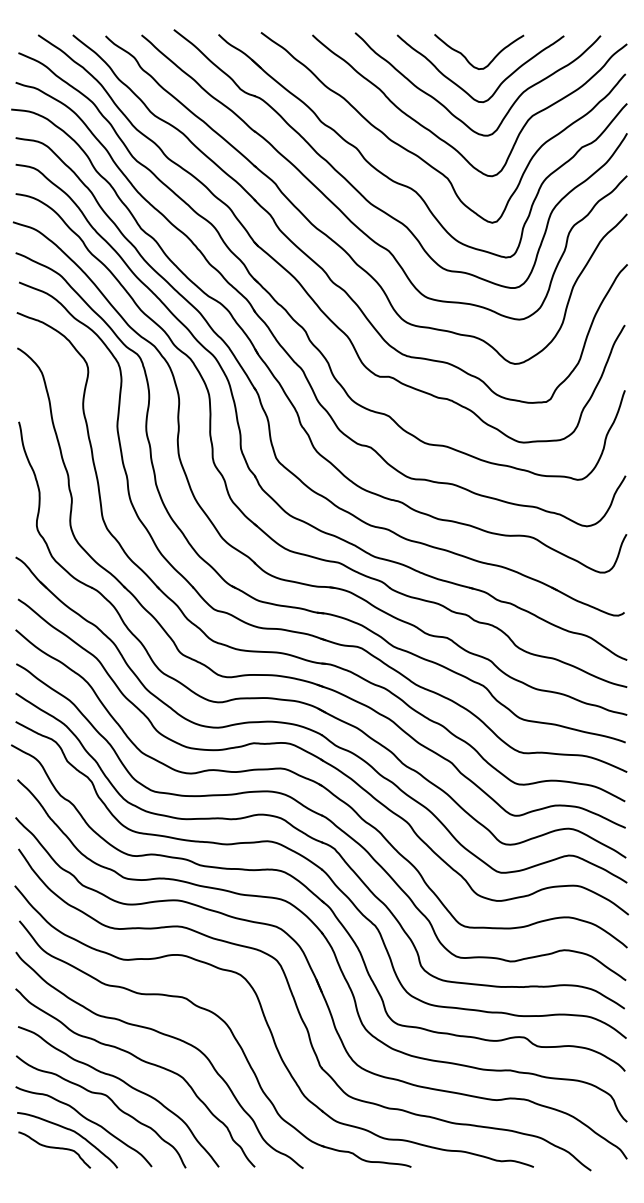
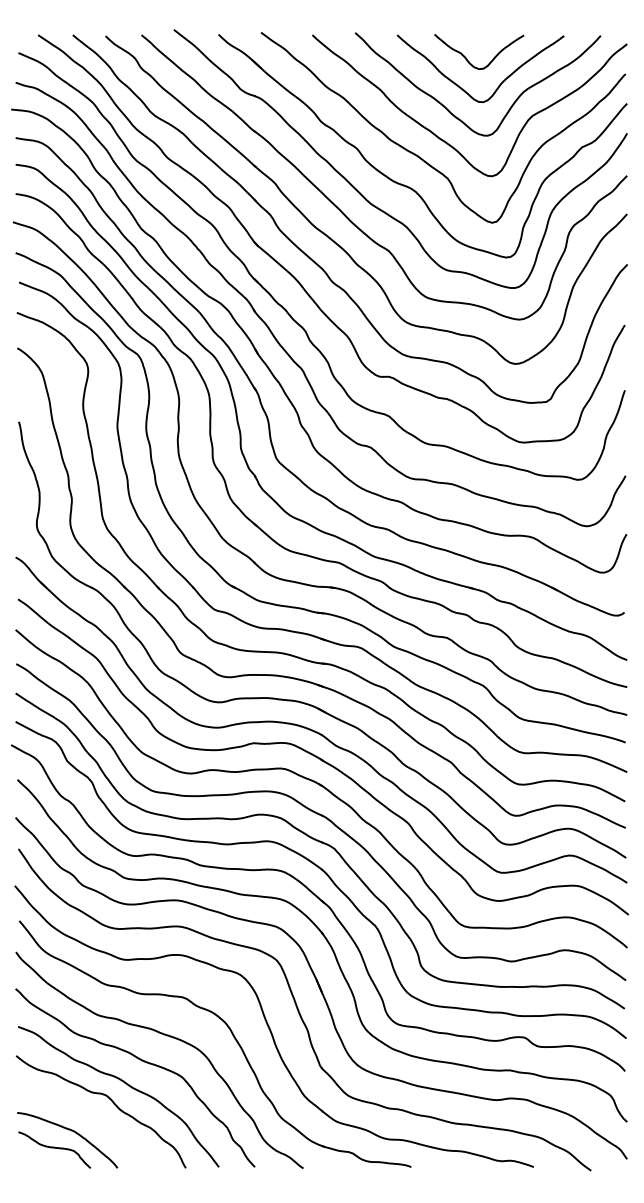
curve: present -> none (87, 1120)
